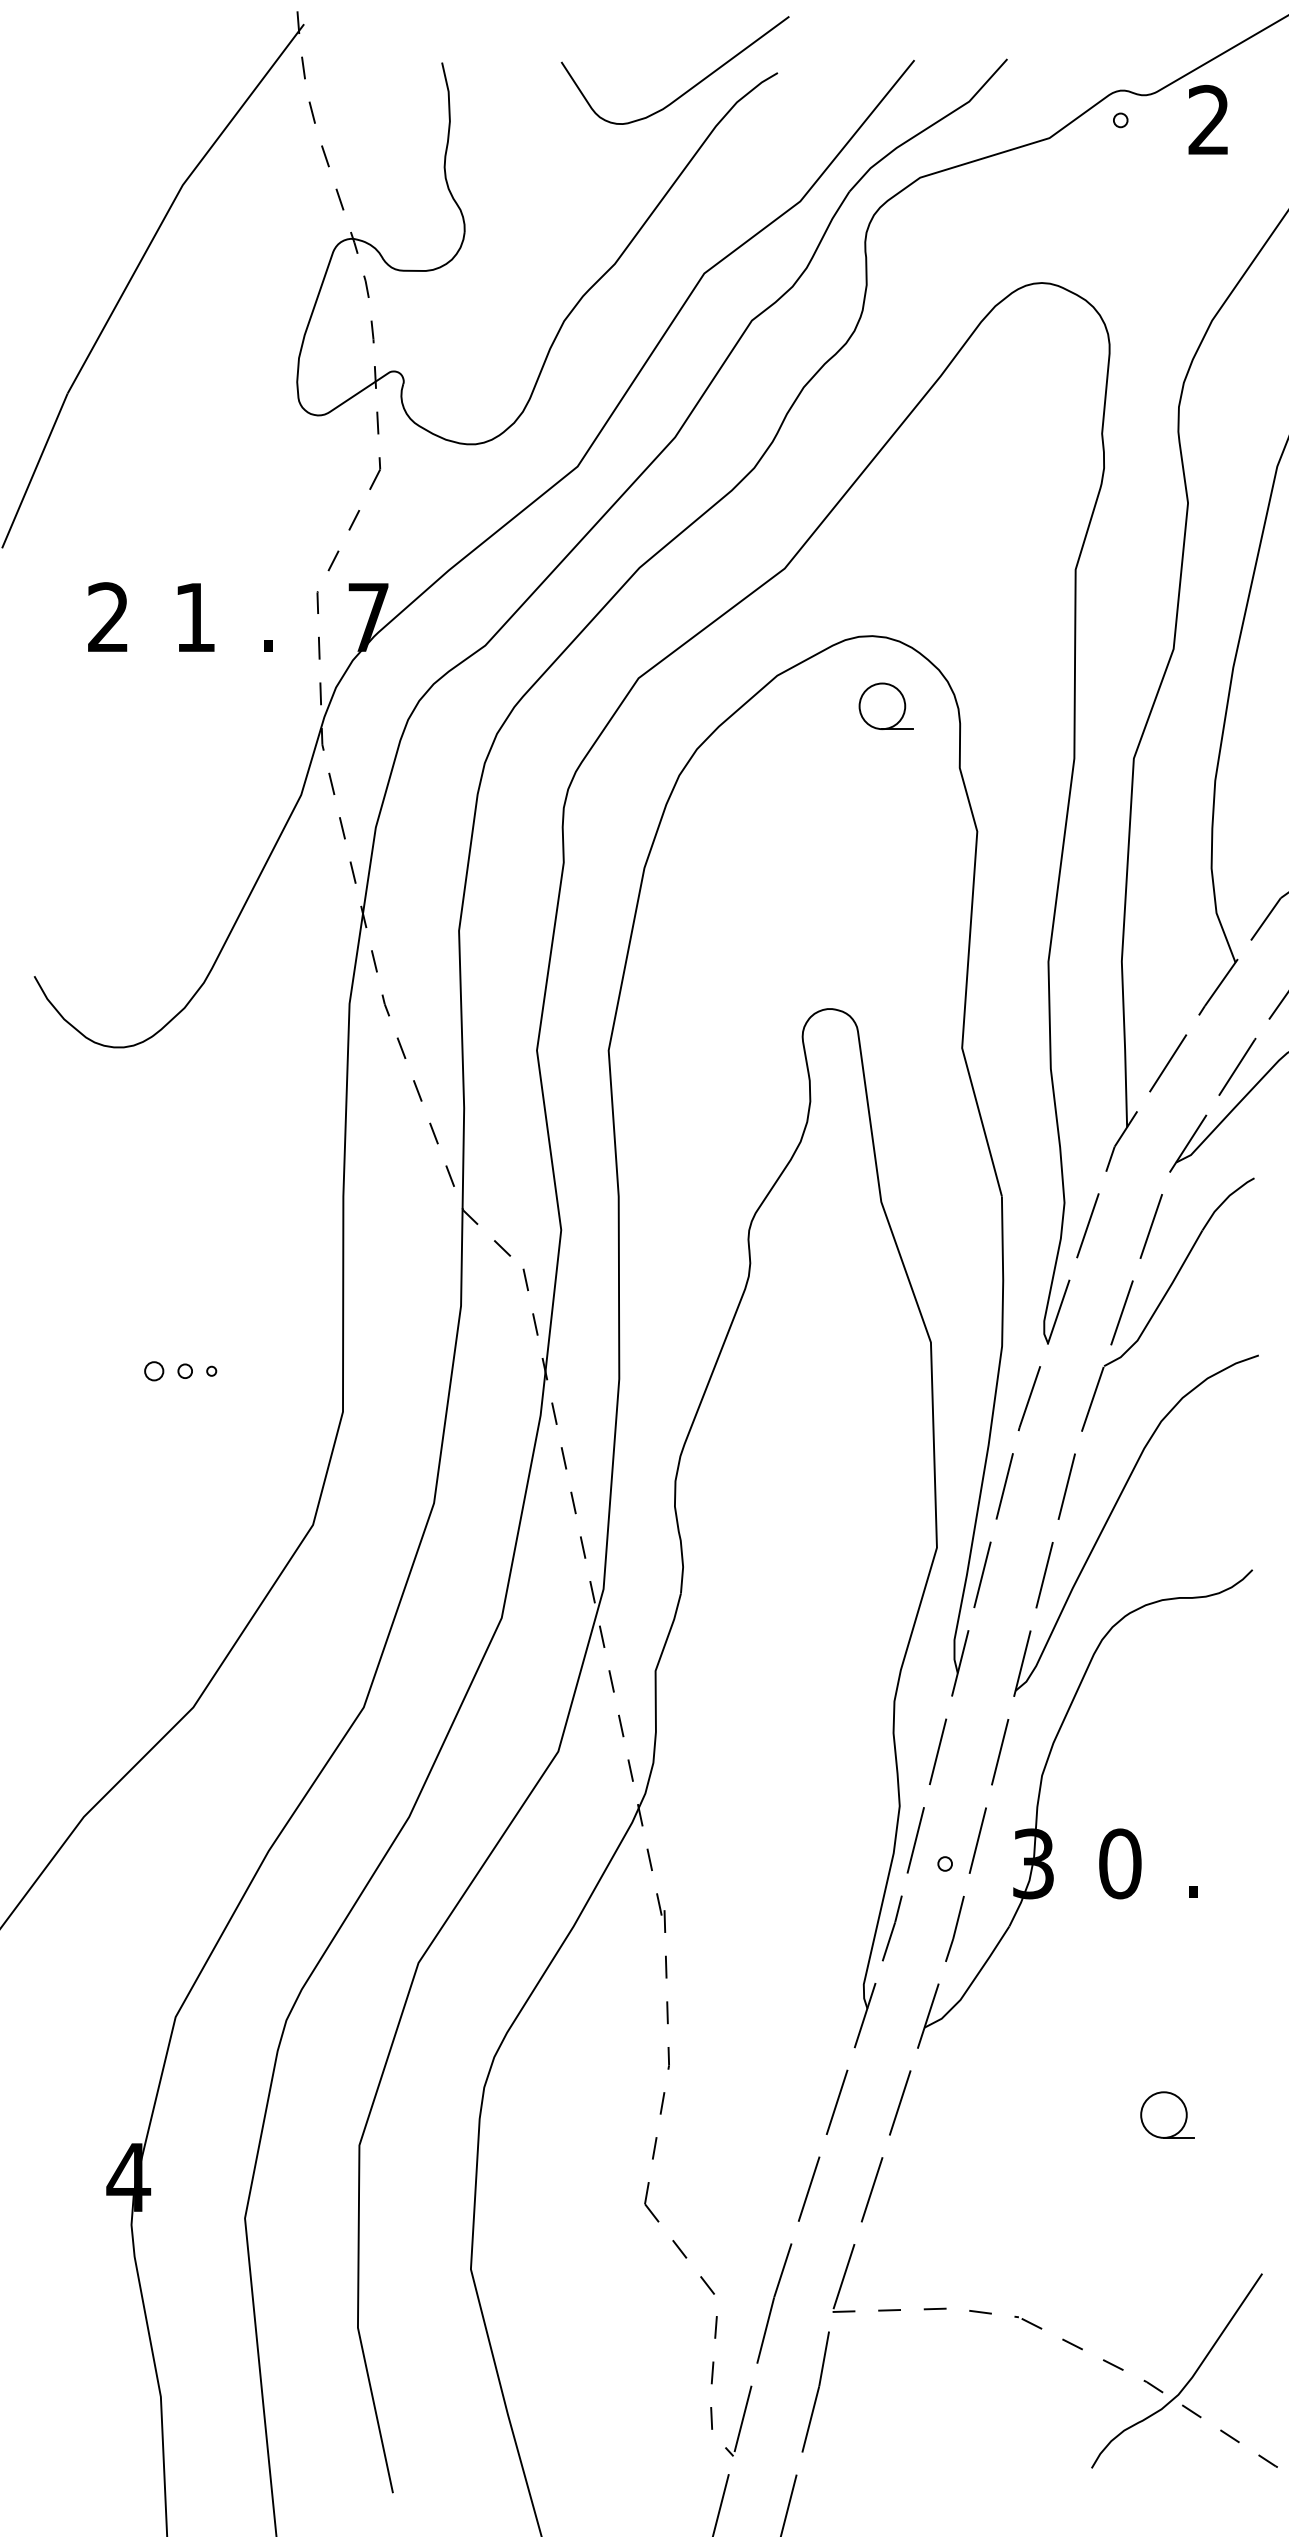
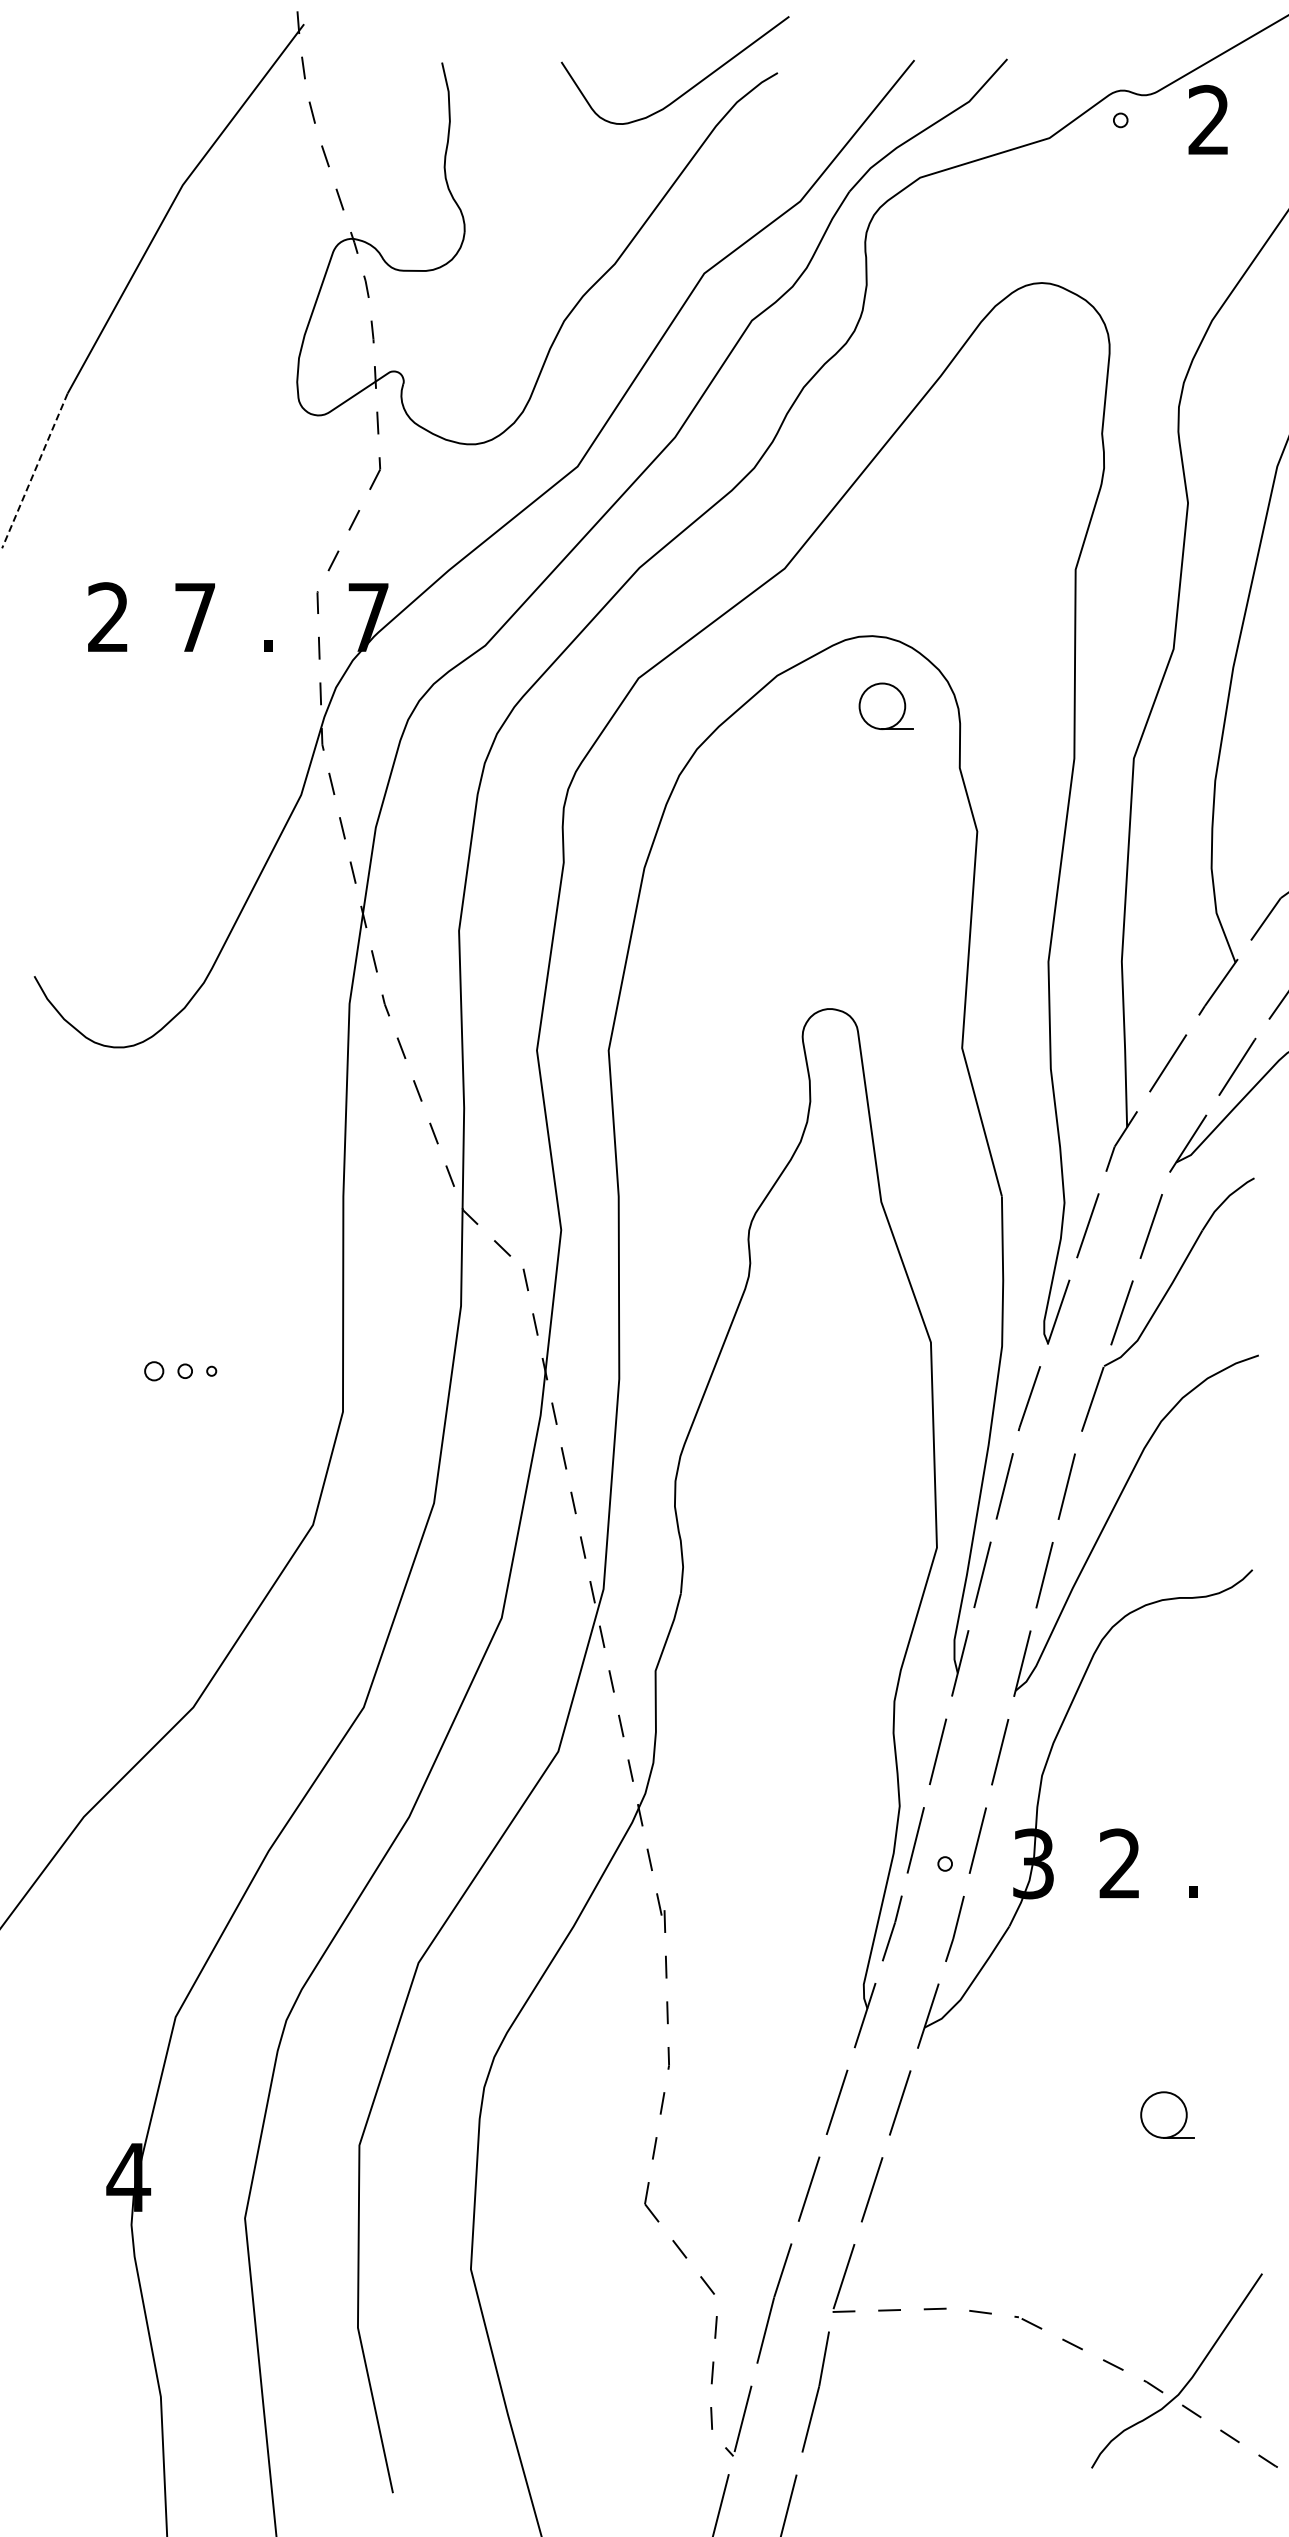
line: solid -> dashed (34, 471)
text: 1 -> 7 (194, 617)
text: 0 -> 2 (1120, 1863)
